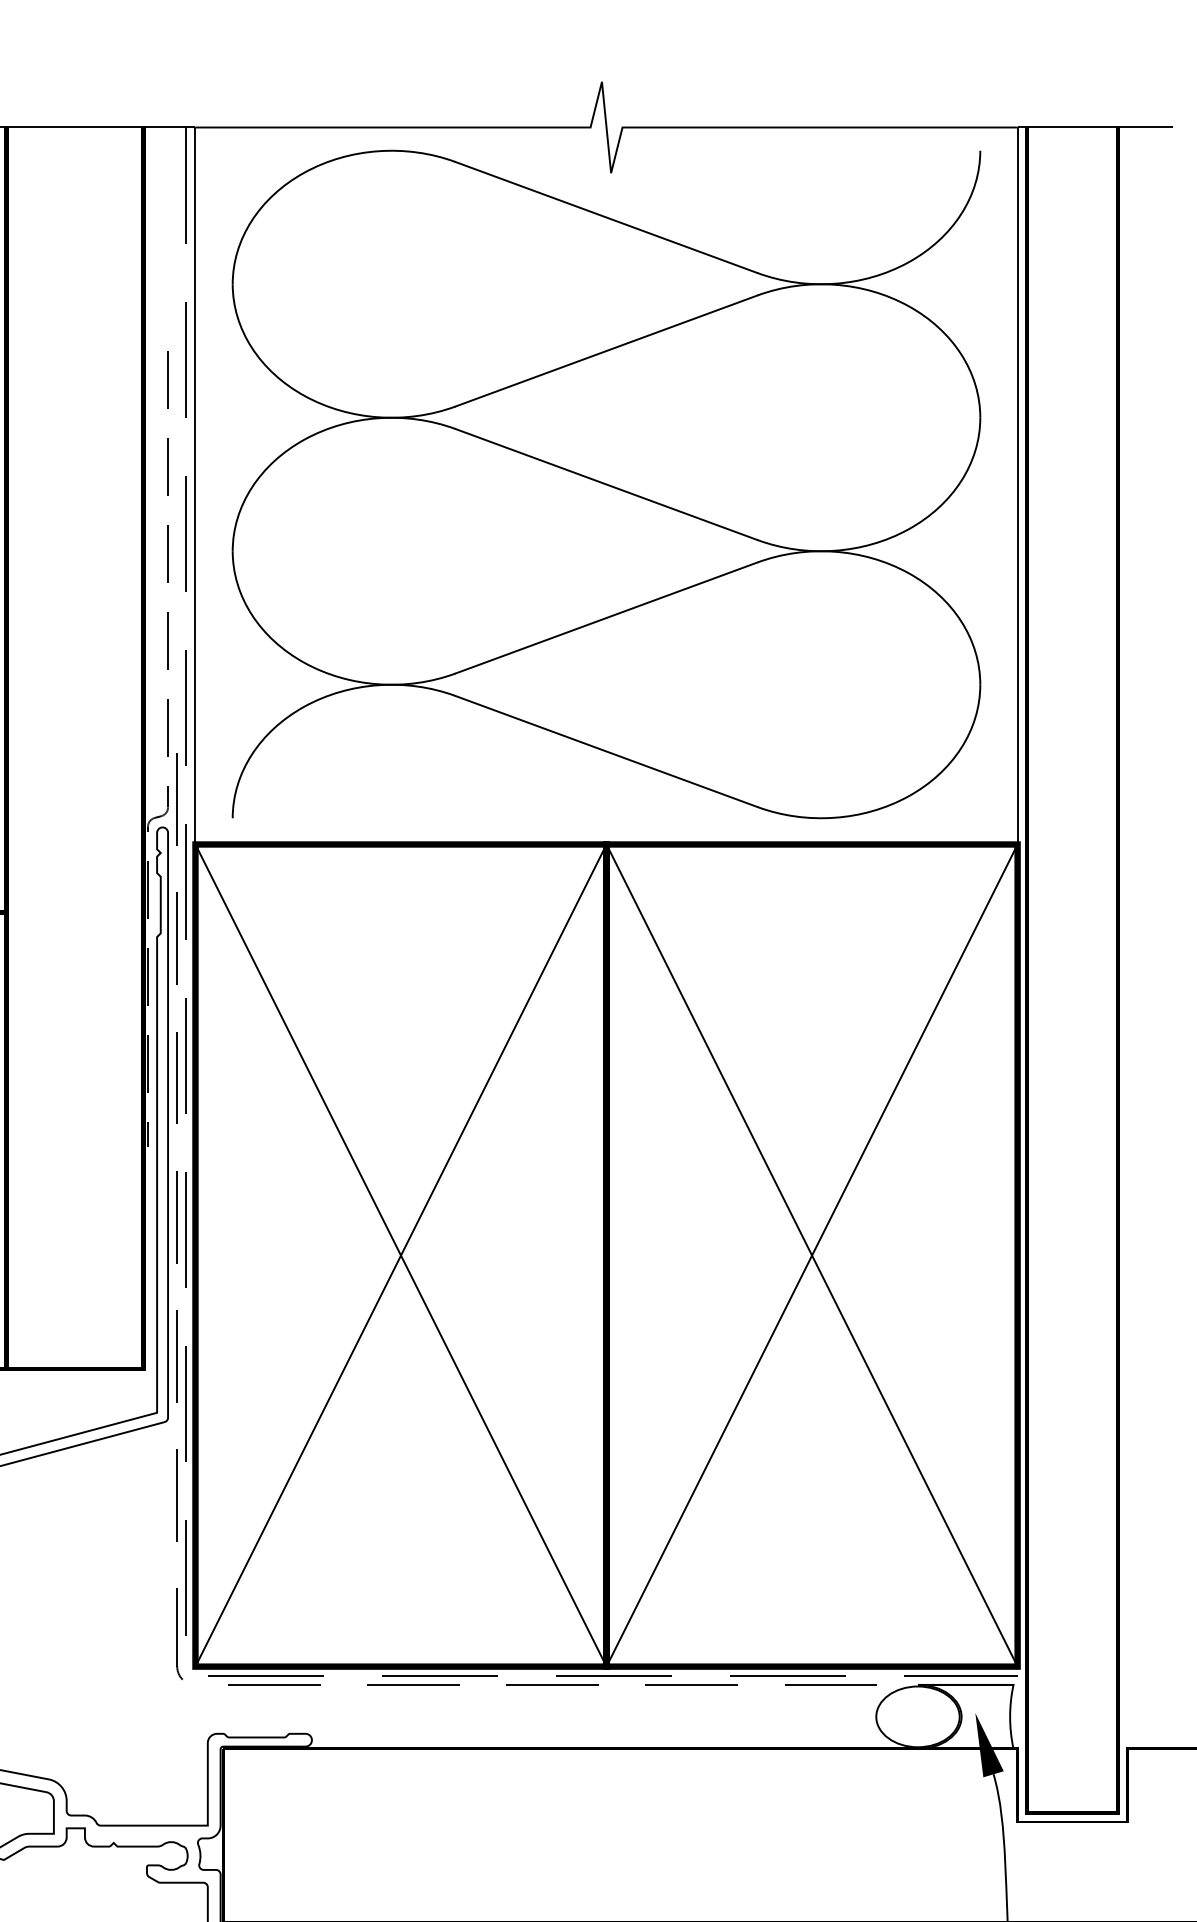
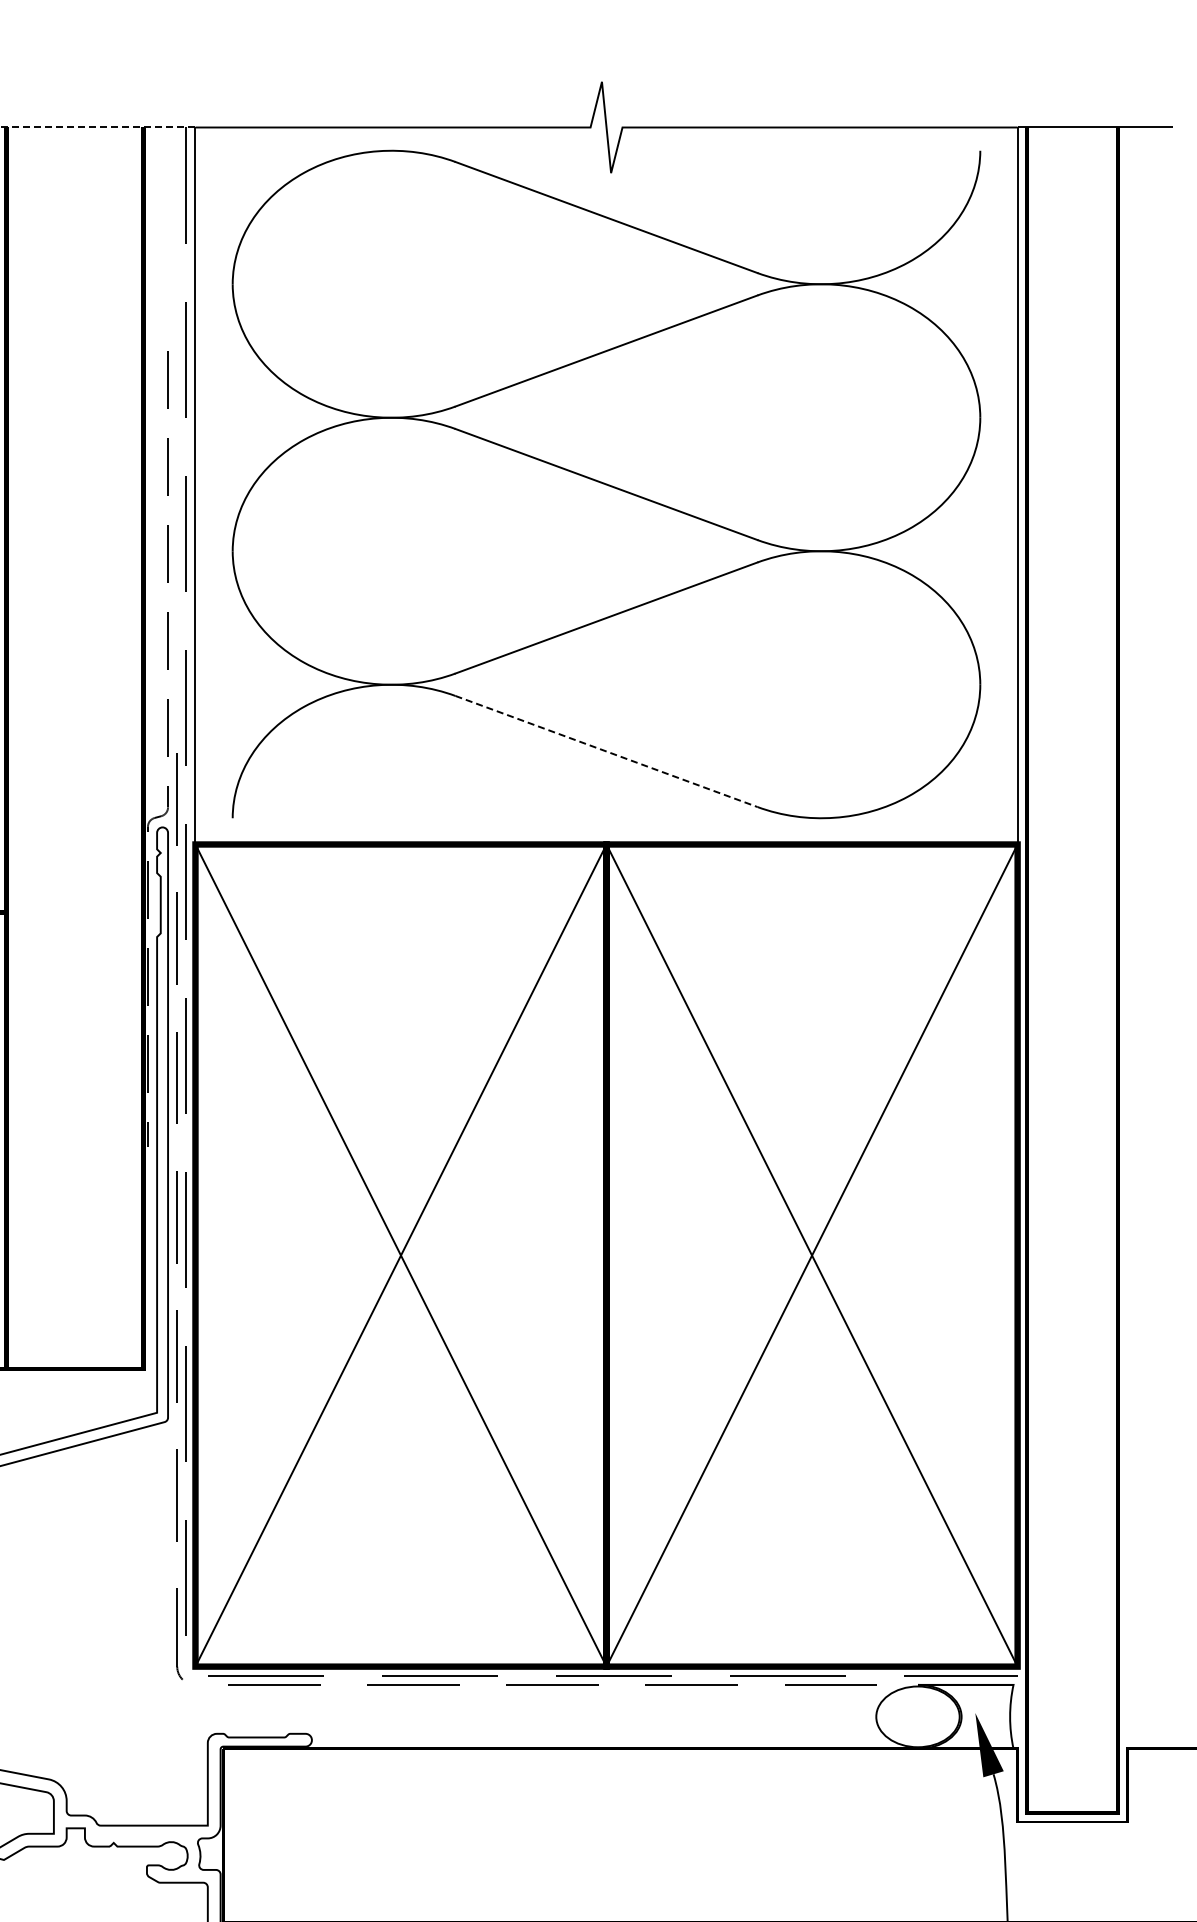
line: solid -> dashed (97, 127)
line: solid -> dashed (606, 751)
